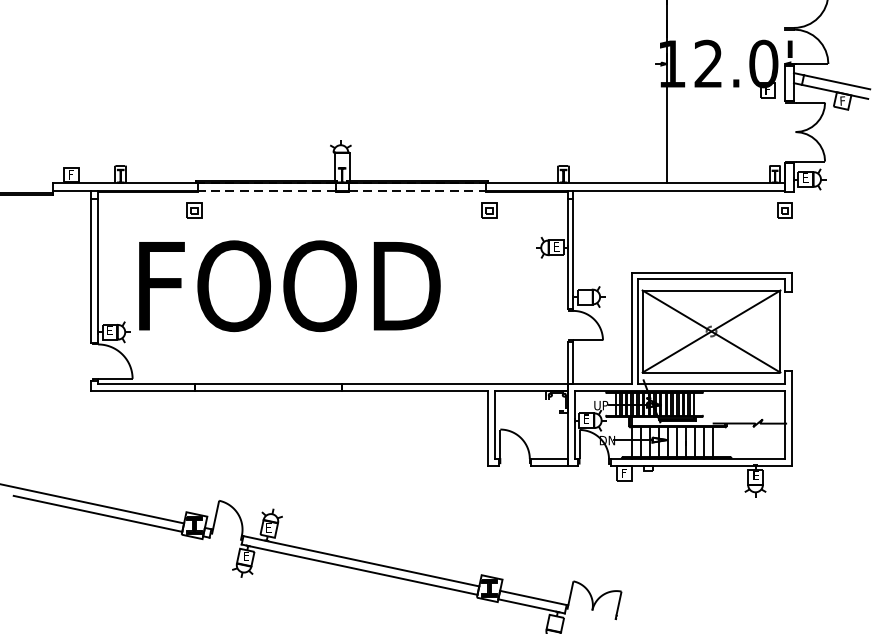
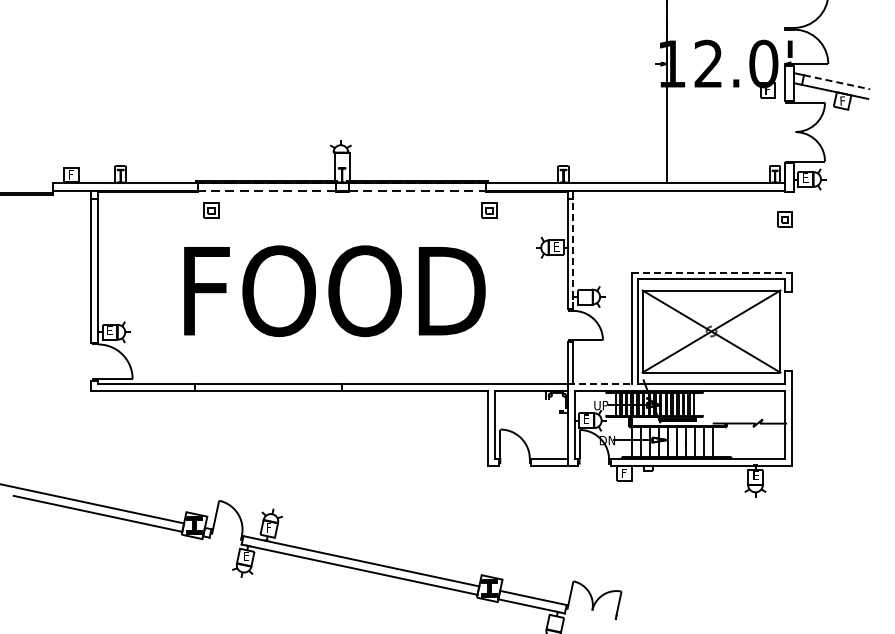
line: solid -> dashed (837, 82)
part position: (194, 210) -> (211, 210) (211, 210)
part position: (784, 210) -> (784, 219) (784, 219)
line: solid -> dashed (573, 254)
line: solid -> dashed (711, 272)
text position: (289, 286) -> (334, 291) (334, 291)
line: solid -> dashed (600, 384)
text: E -> F (268, 527)
